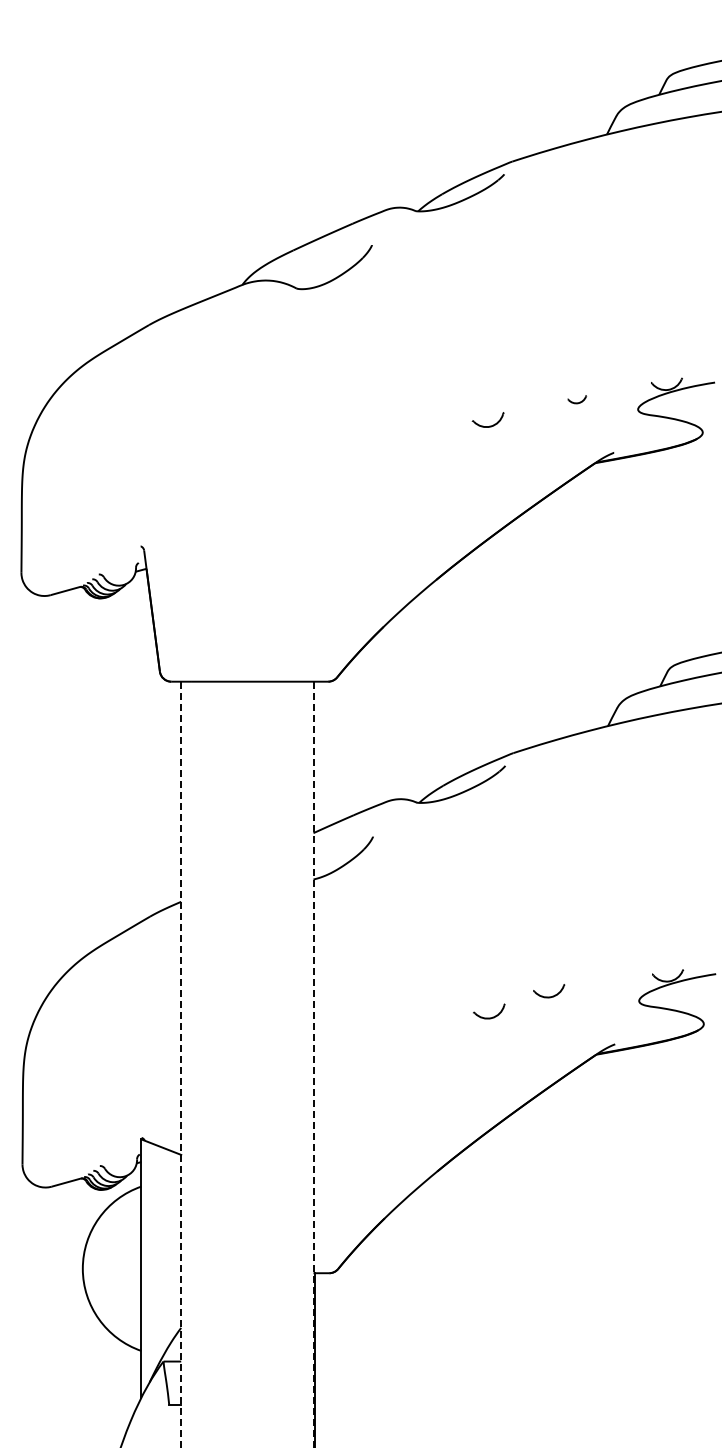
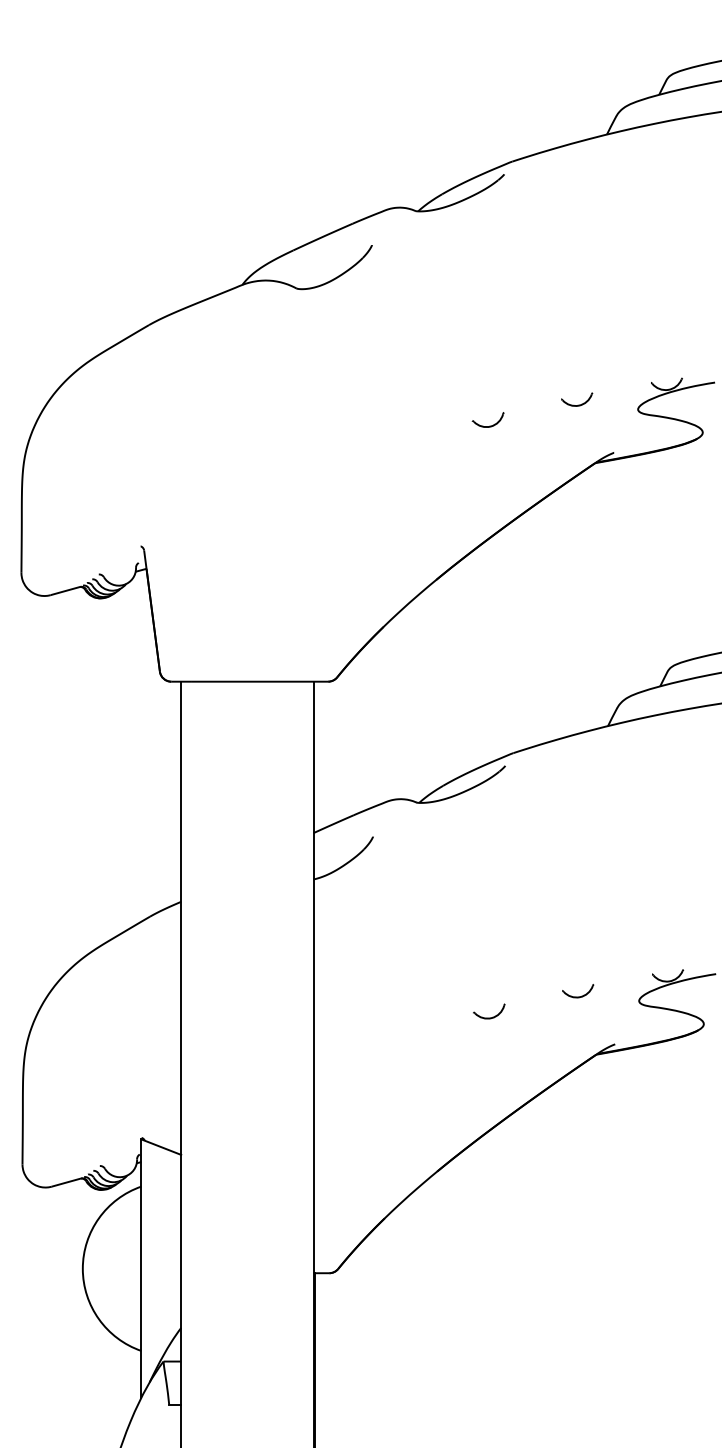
part size: 21x10 px -> 33x15 px (577, 399)
part position: (549, 991) -> (578, 991) (578, 991)
line: dashed -> solid (181, 1064)
line: dashed -> solid (313, 1064)
